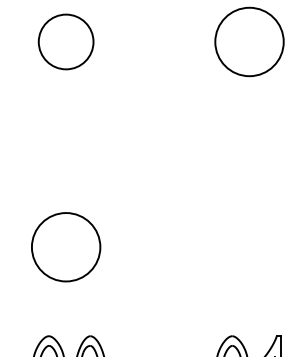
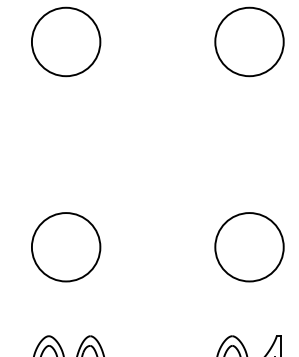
circle diameter: 55 px -> 68 px (65, 41)
circle: none -> present (249, 247)
